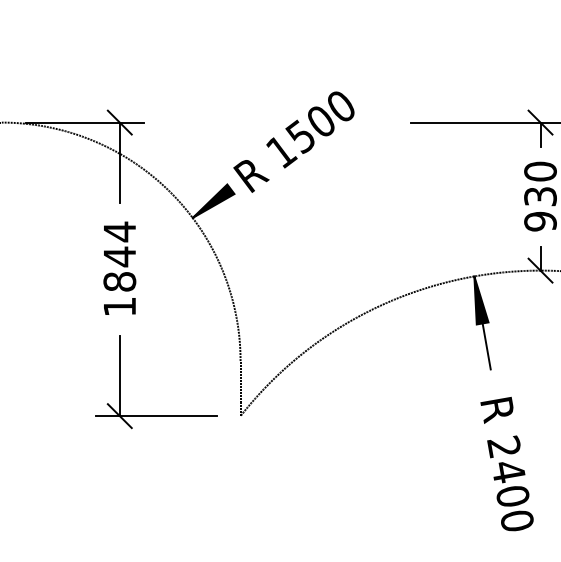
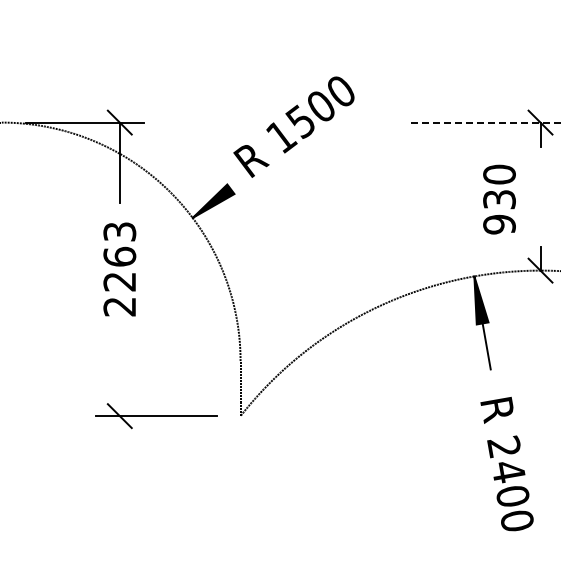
line: solid -> dashed (485, 122)
text position: (293, 141) -> (293, 126) (293, 126)
text position: (540, 196) -> (499, 199) (499, 199)
text: 1844 -> 2263 (119, 268)
line: present -> none (119, 375)
